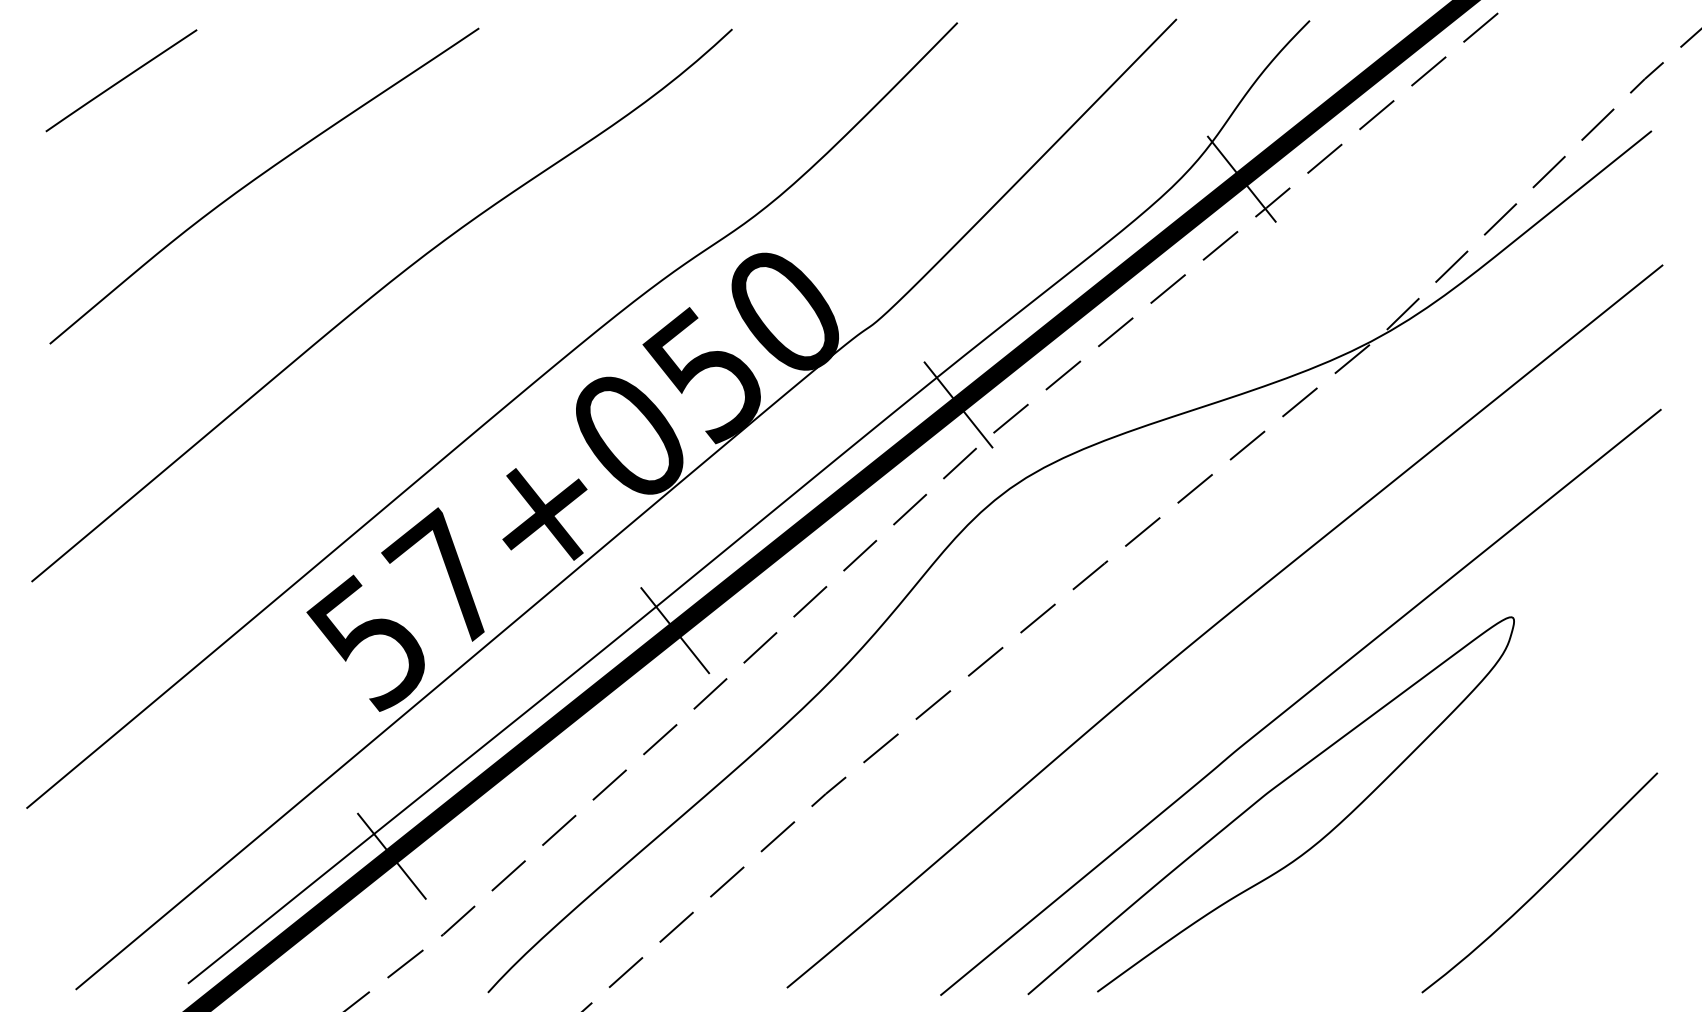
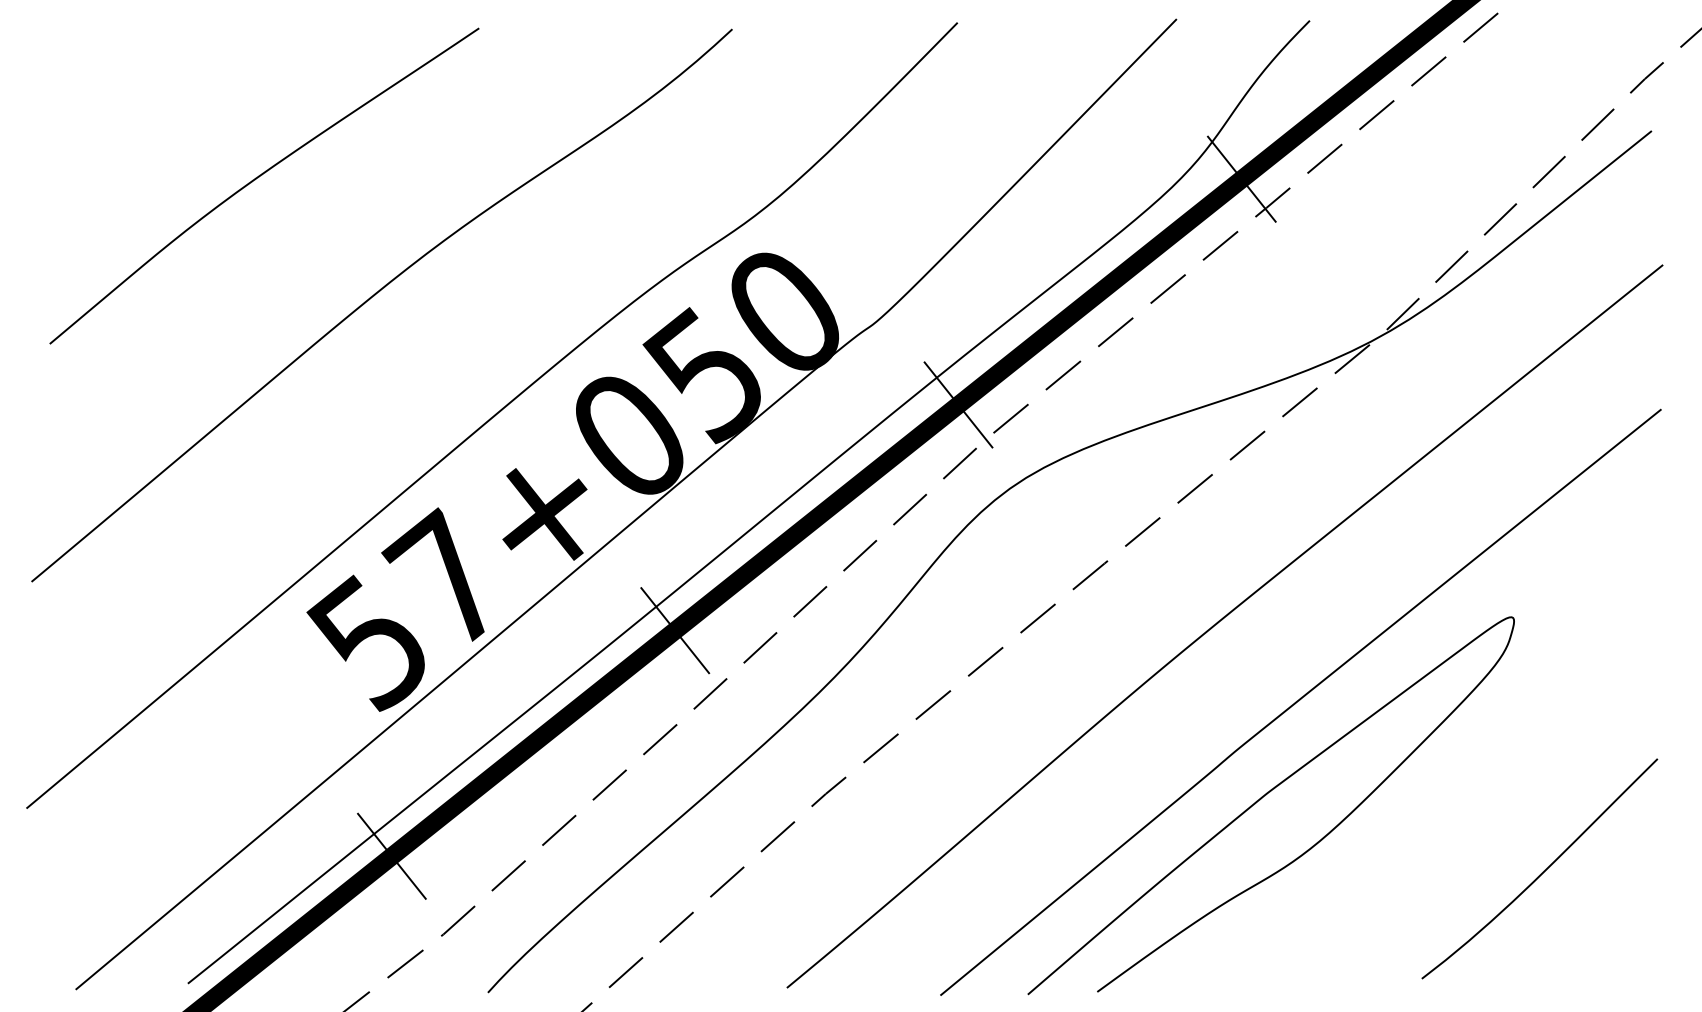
line: present -> none (121, 80)
curve position: (1542, 885) -> (1542, 871) (1542, 871)
